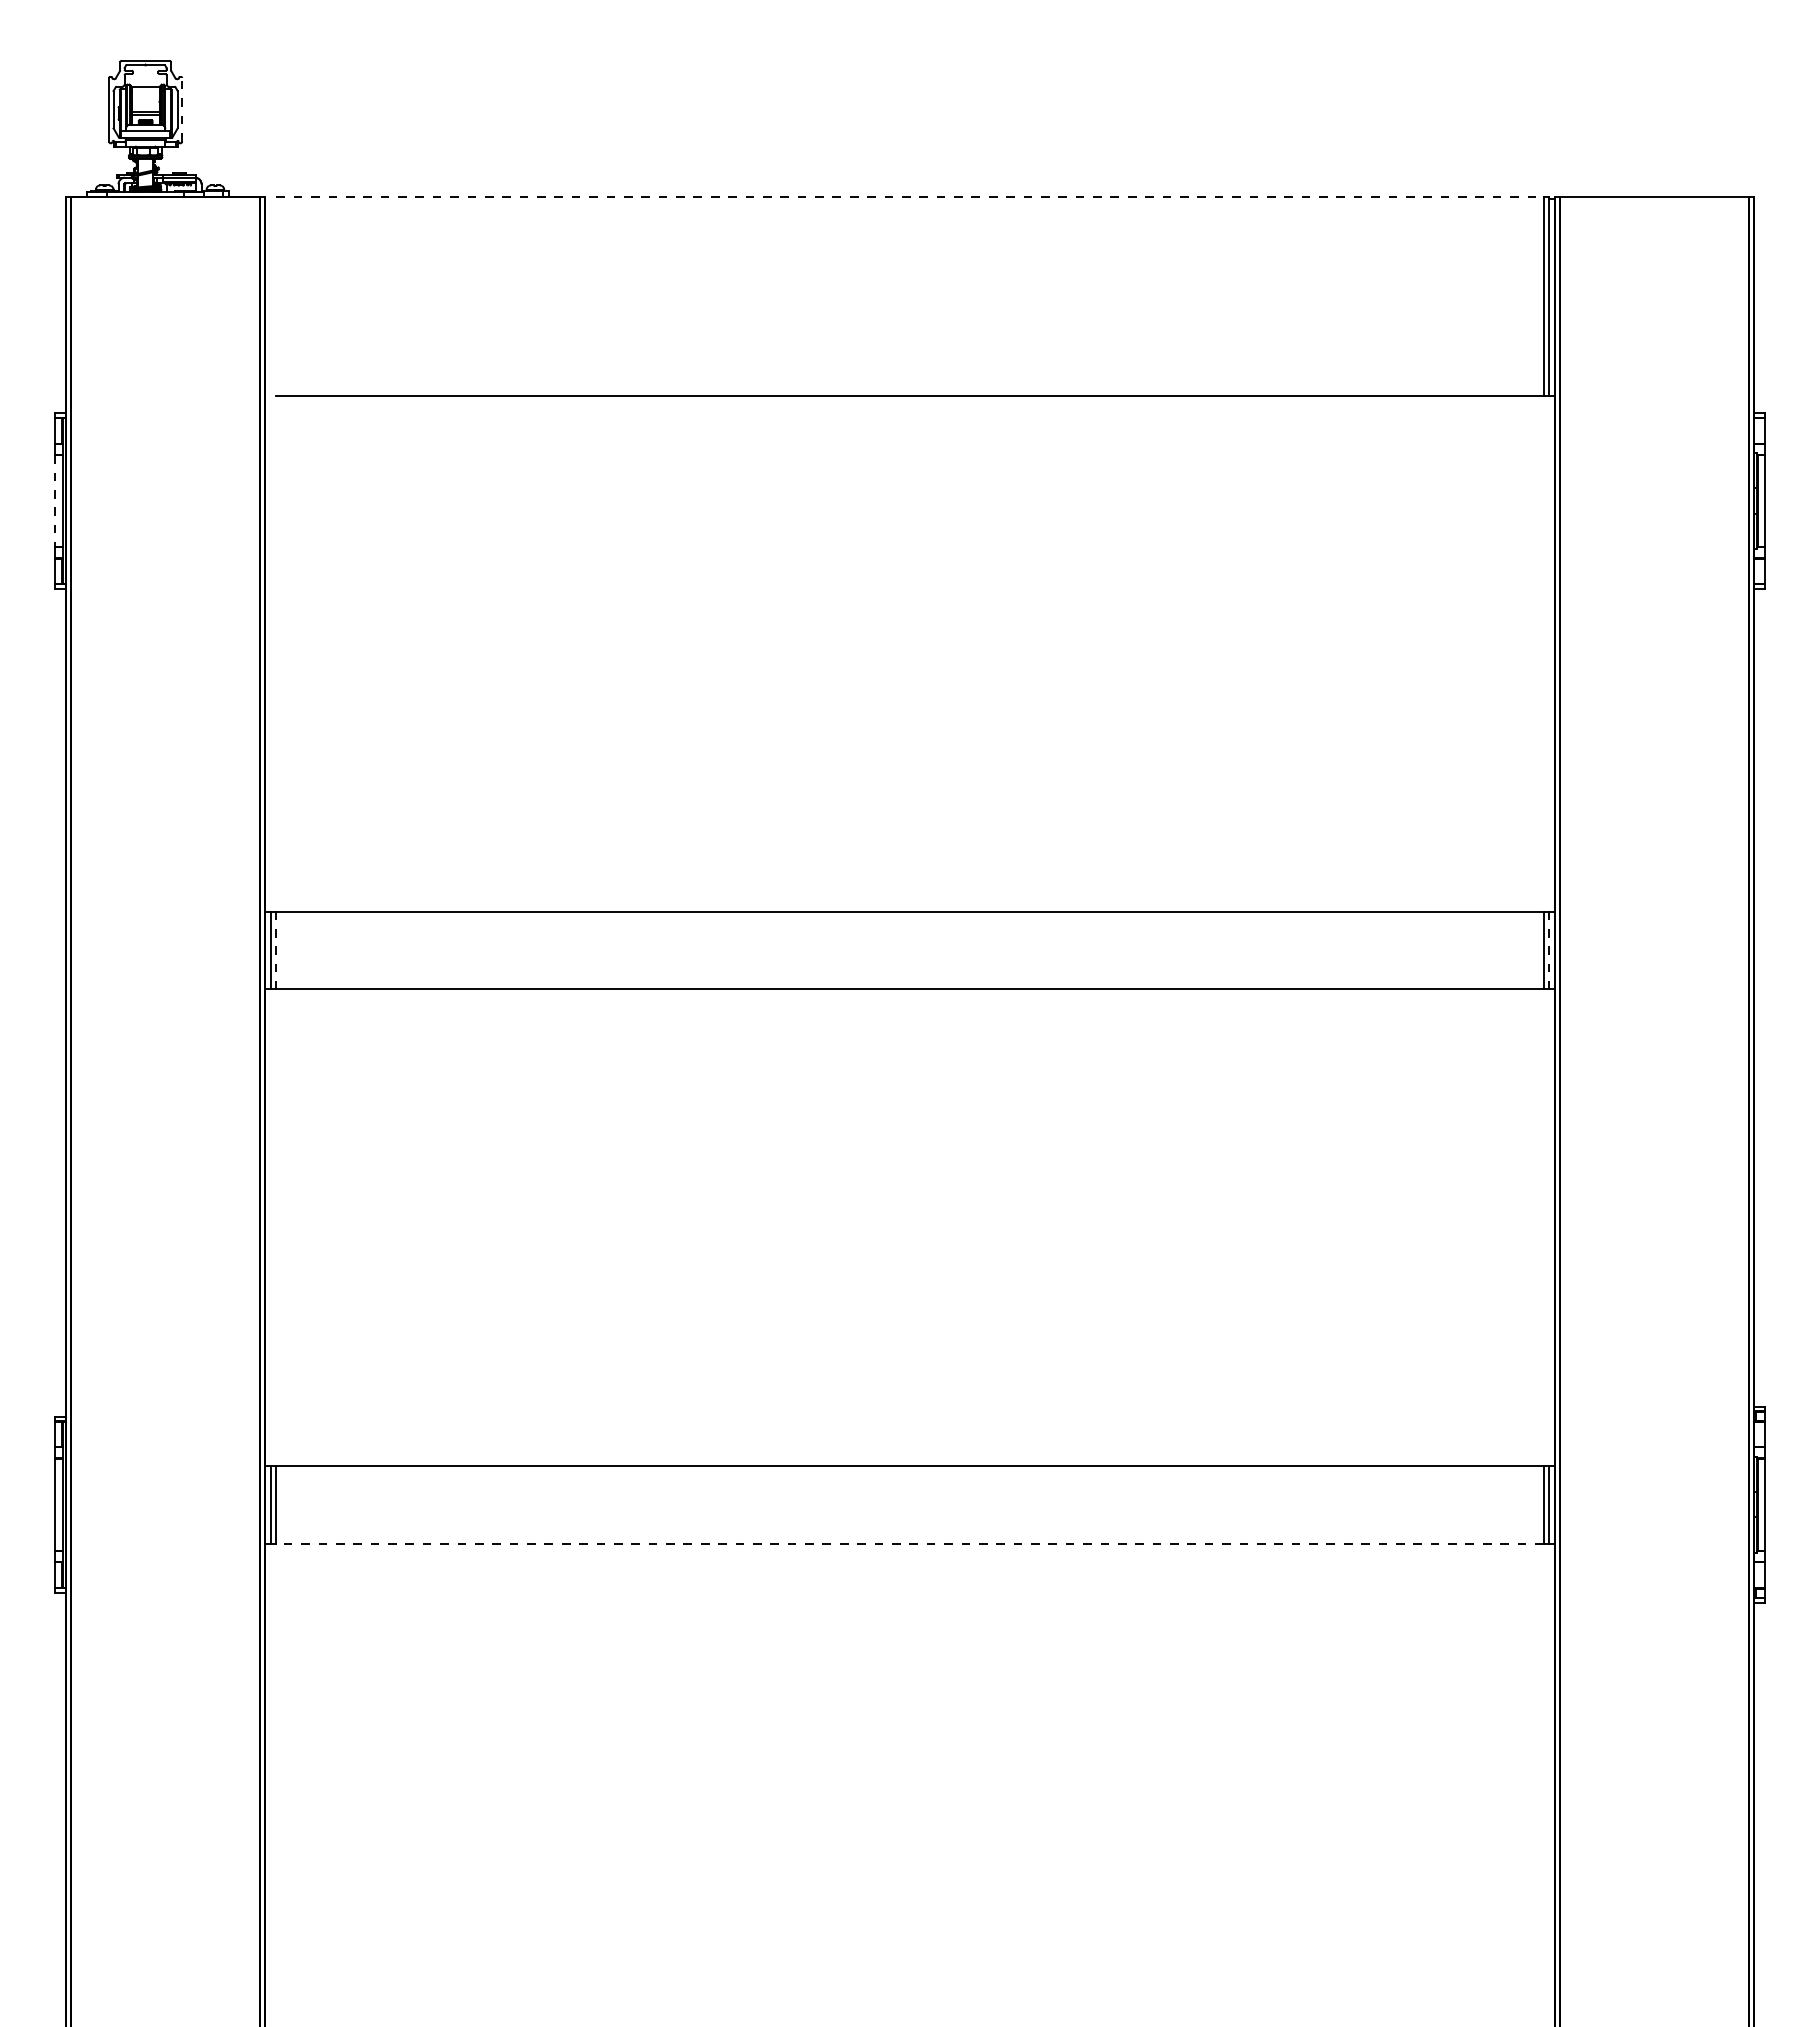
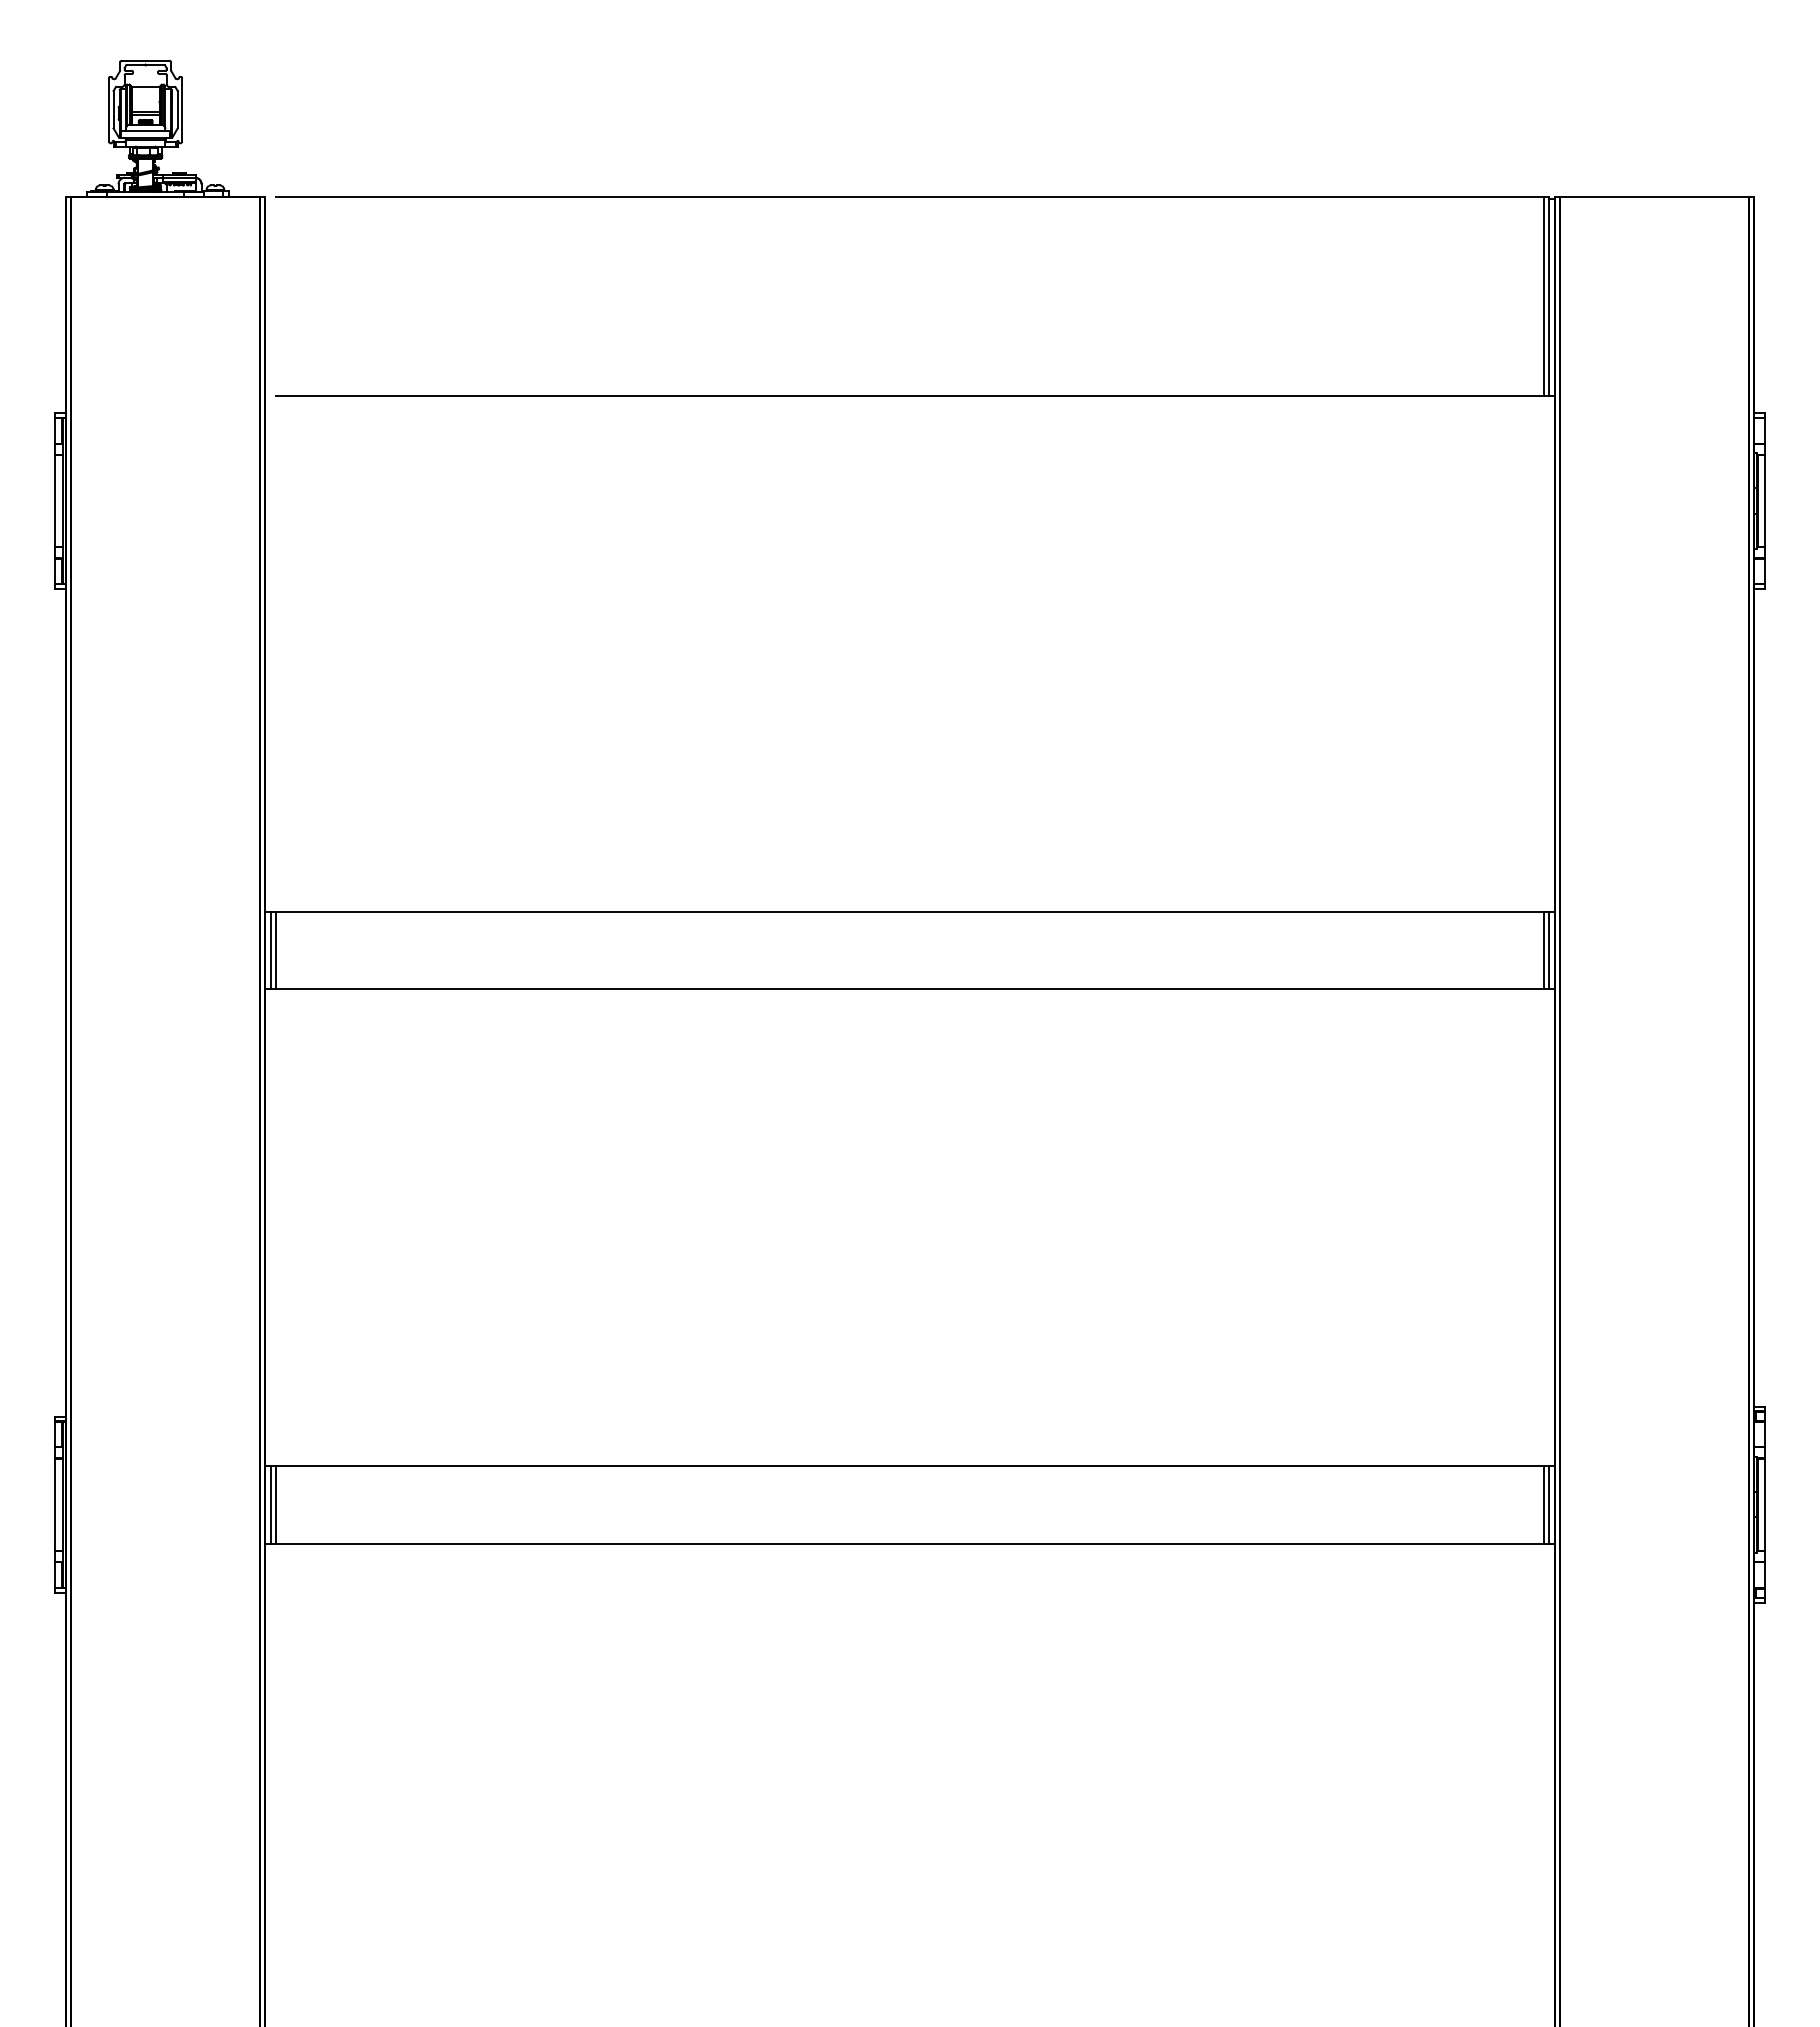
line: dashed -> solid (182, 109)
line: dashed -> solid (910, 196)
line: dashed -> solid (54, 501)
line: dashed -> solid (276, 950)
line: dashed -> solid (1549, 950)
line: dashed -> solid (910, 1543)
